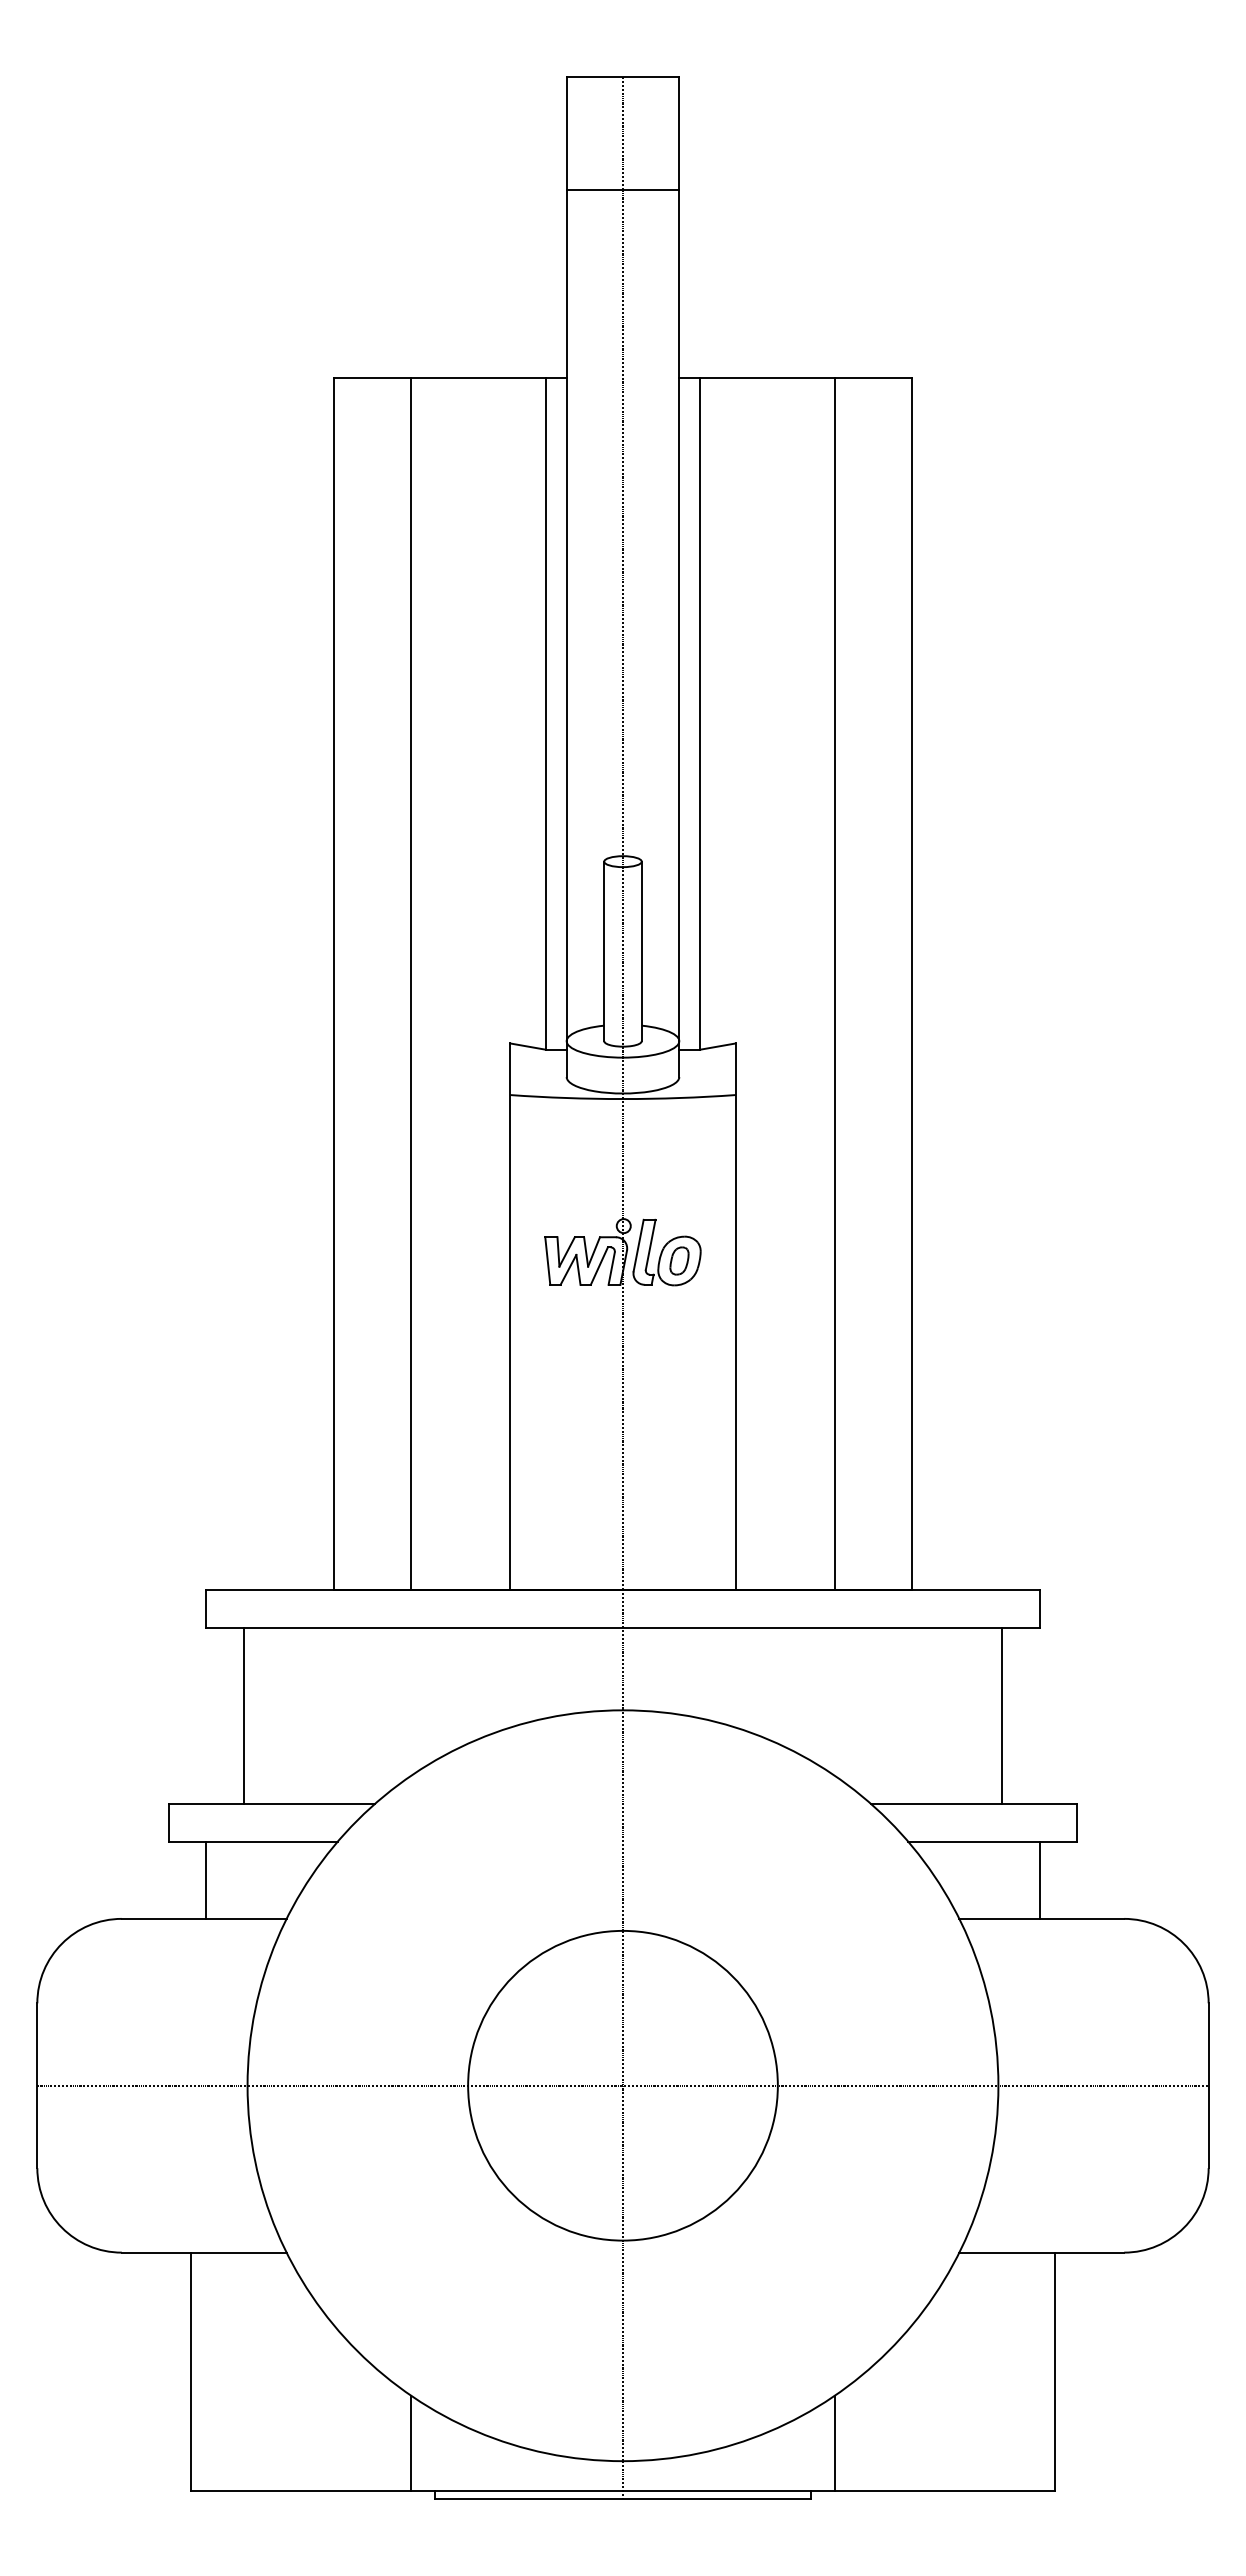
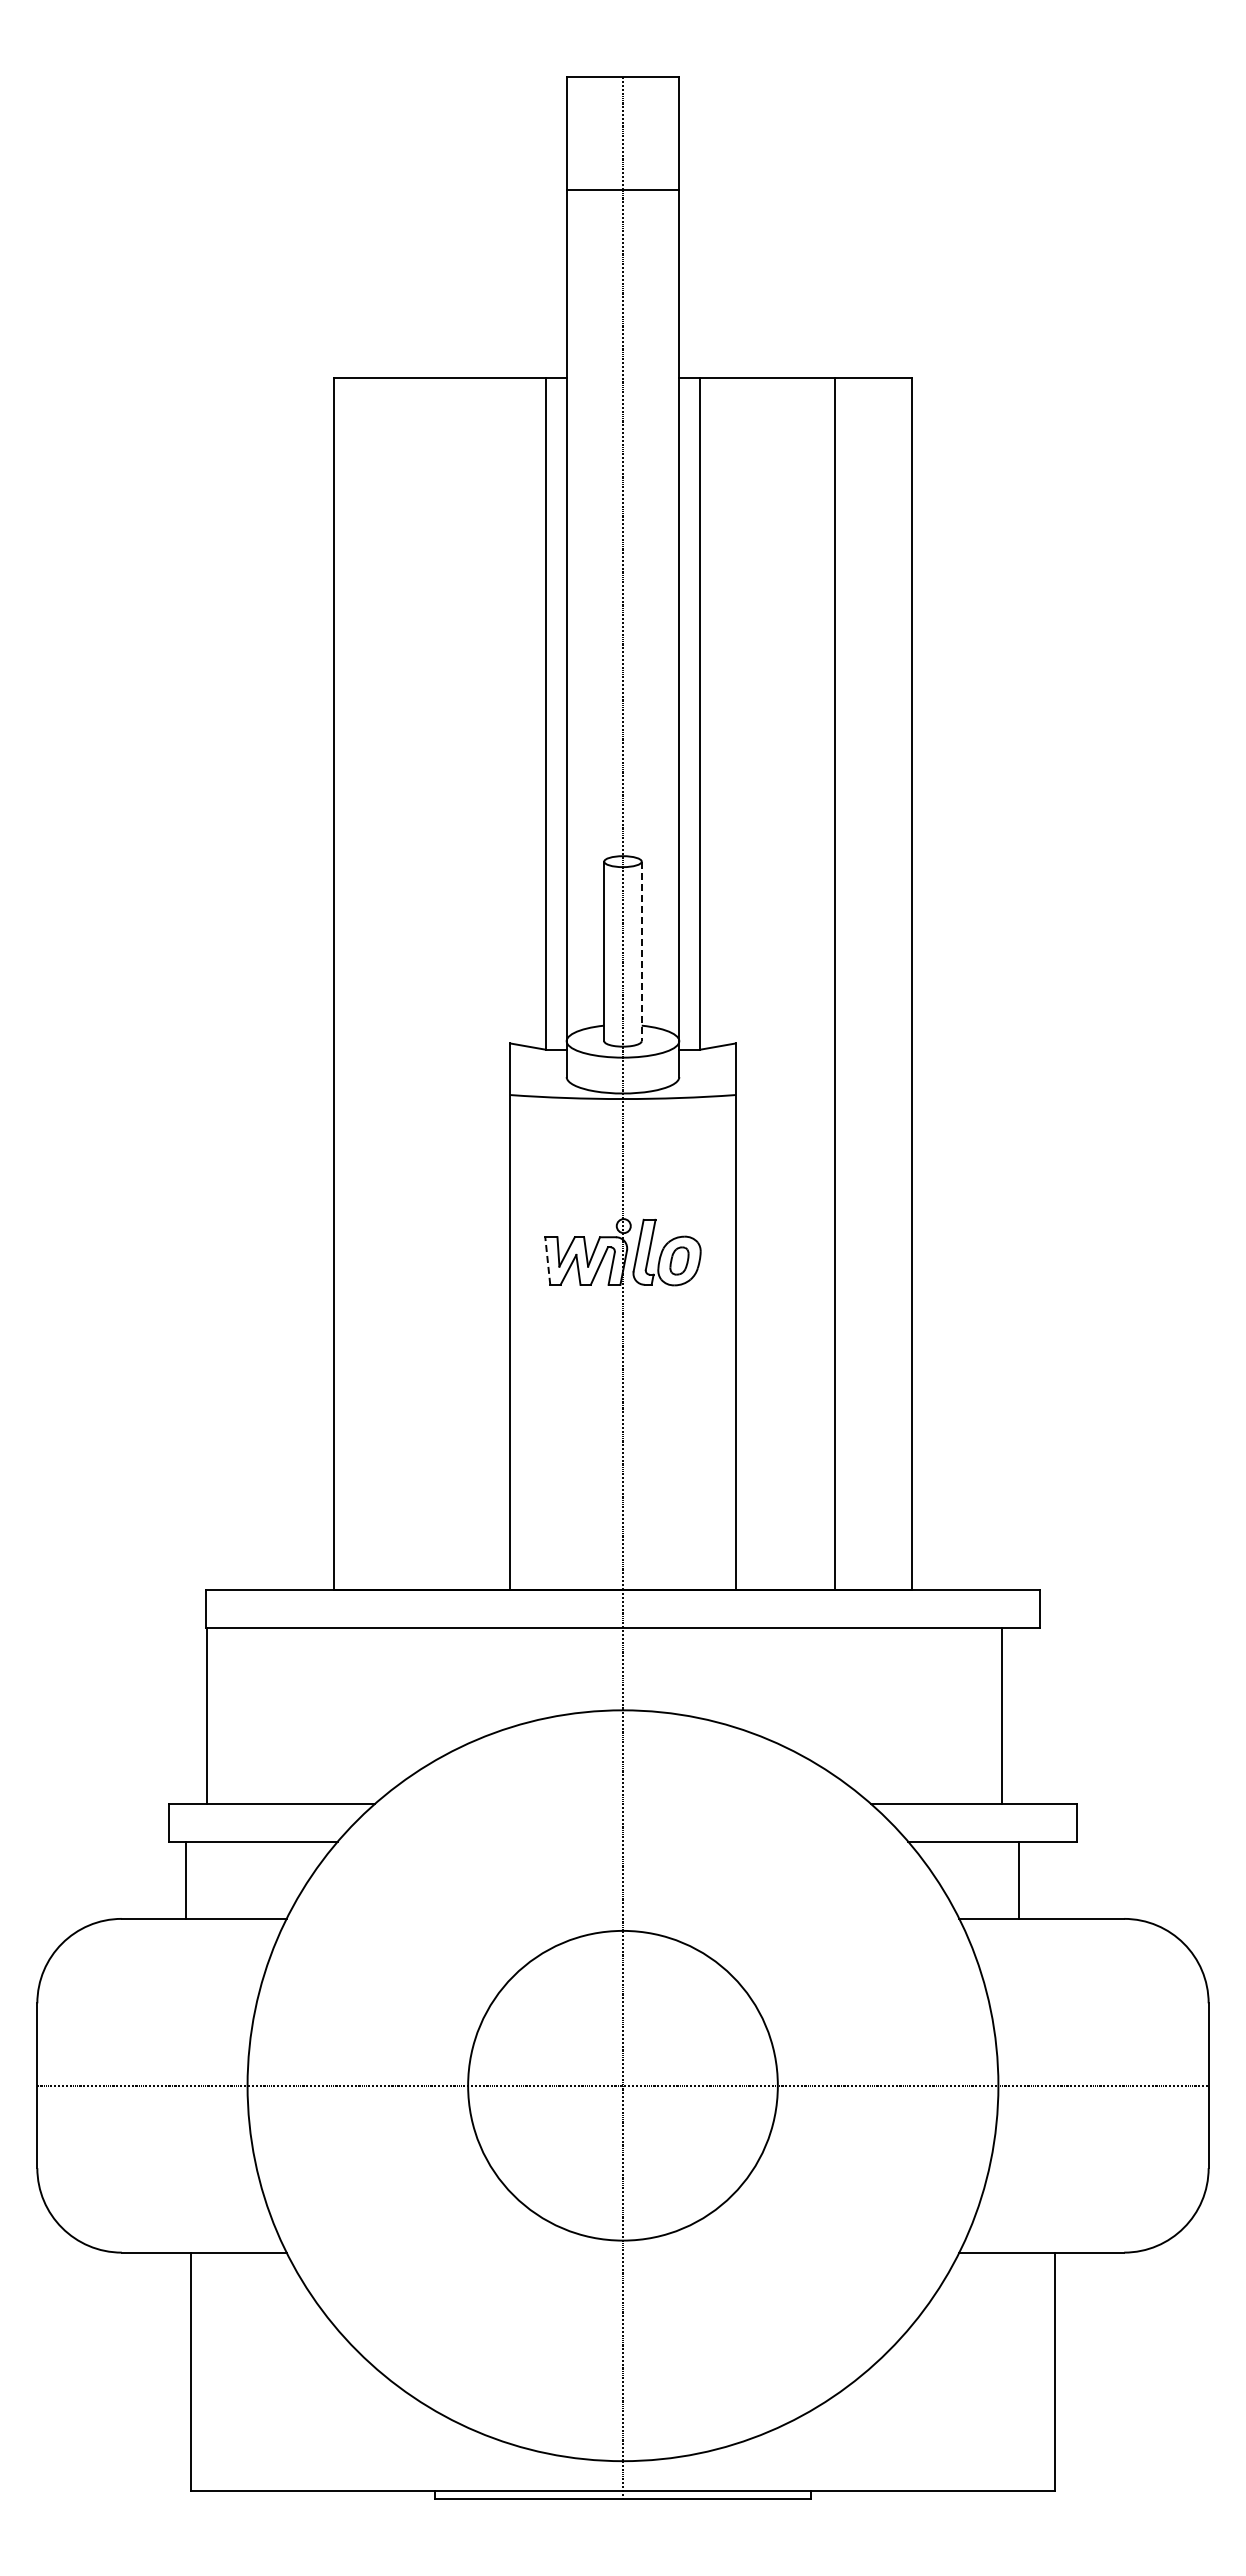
line: solid -> dashed (641, 951)
line: present -> none (411, 983)
line: solid -> dashed (547, 1261)
line position: (243, 1715) -> (206, 1715) (206, 1715)
line position: (206, 1879) -> (186, 1879) (186, 1879)
line position: (1039, 1879) -> (1018, 1879) (1018, 1879)
line: present -> none (411, 2443)
line: present -> none (834, 2443)
